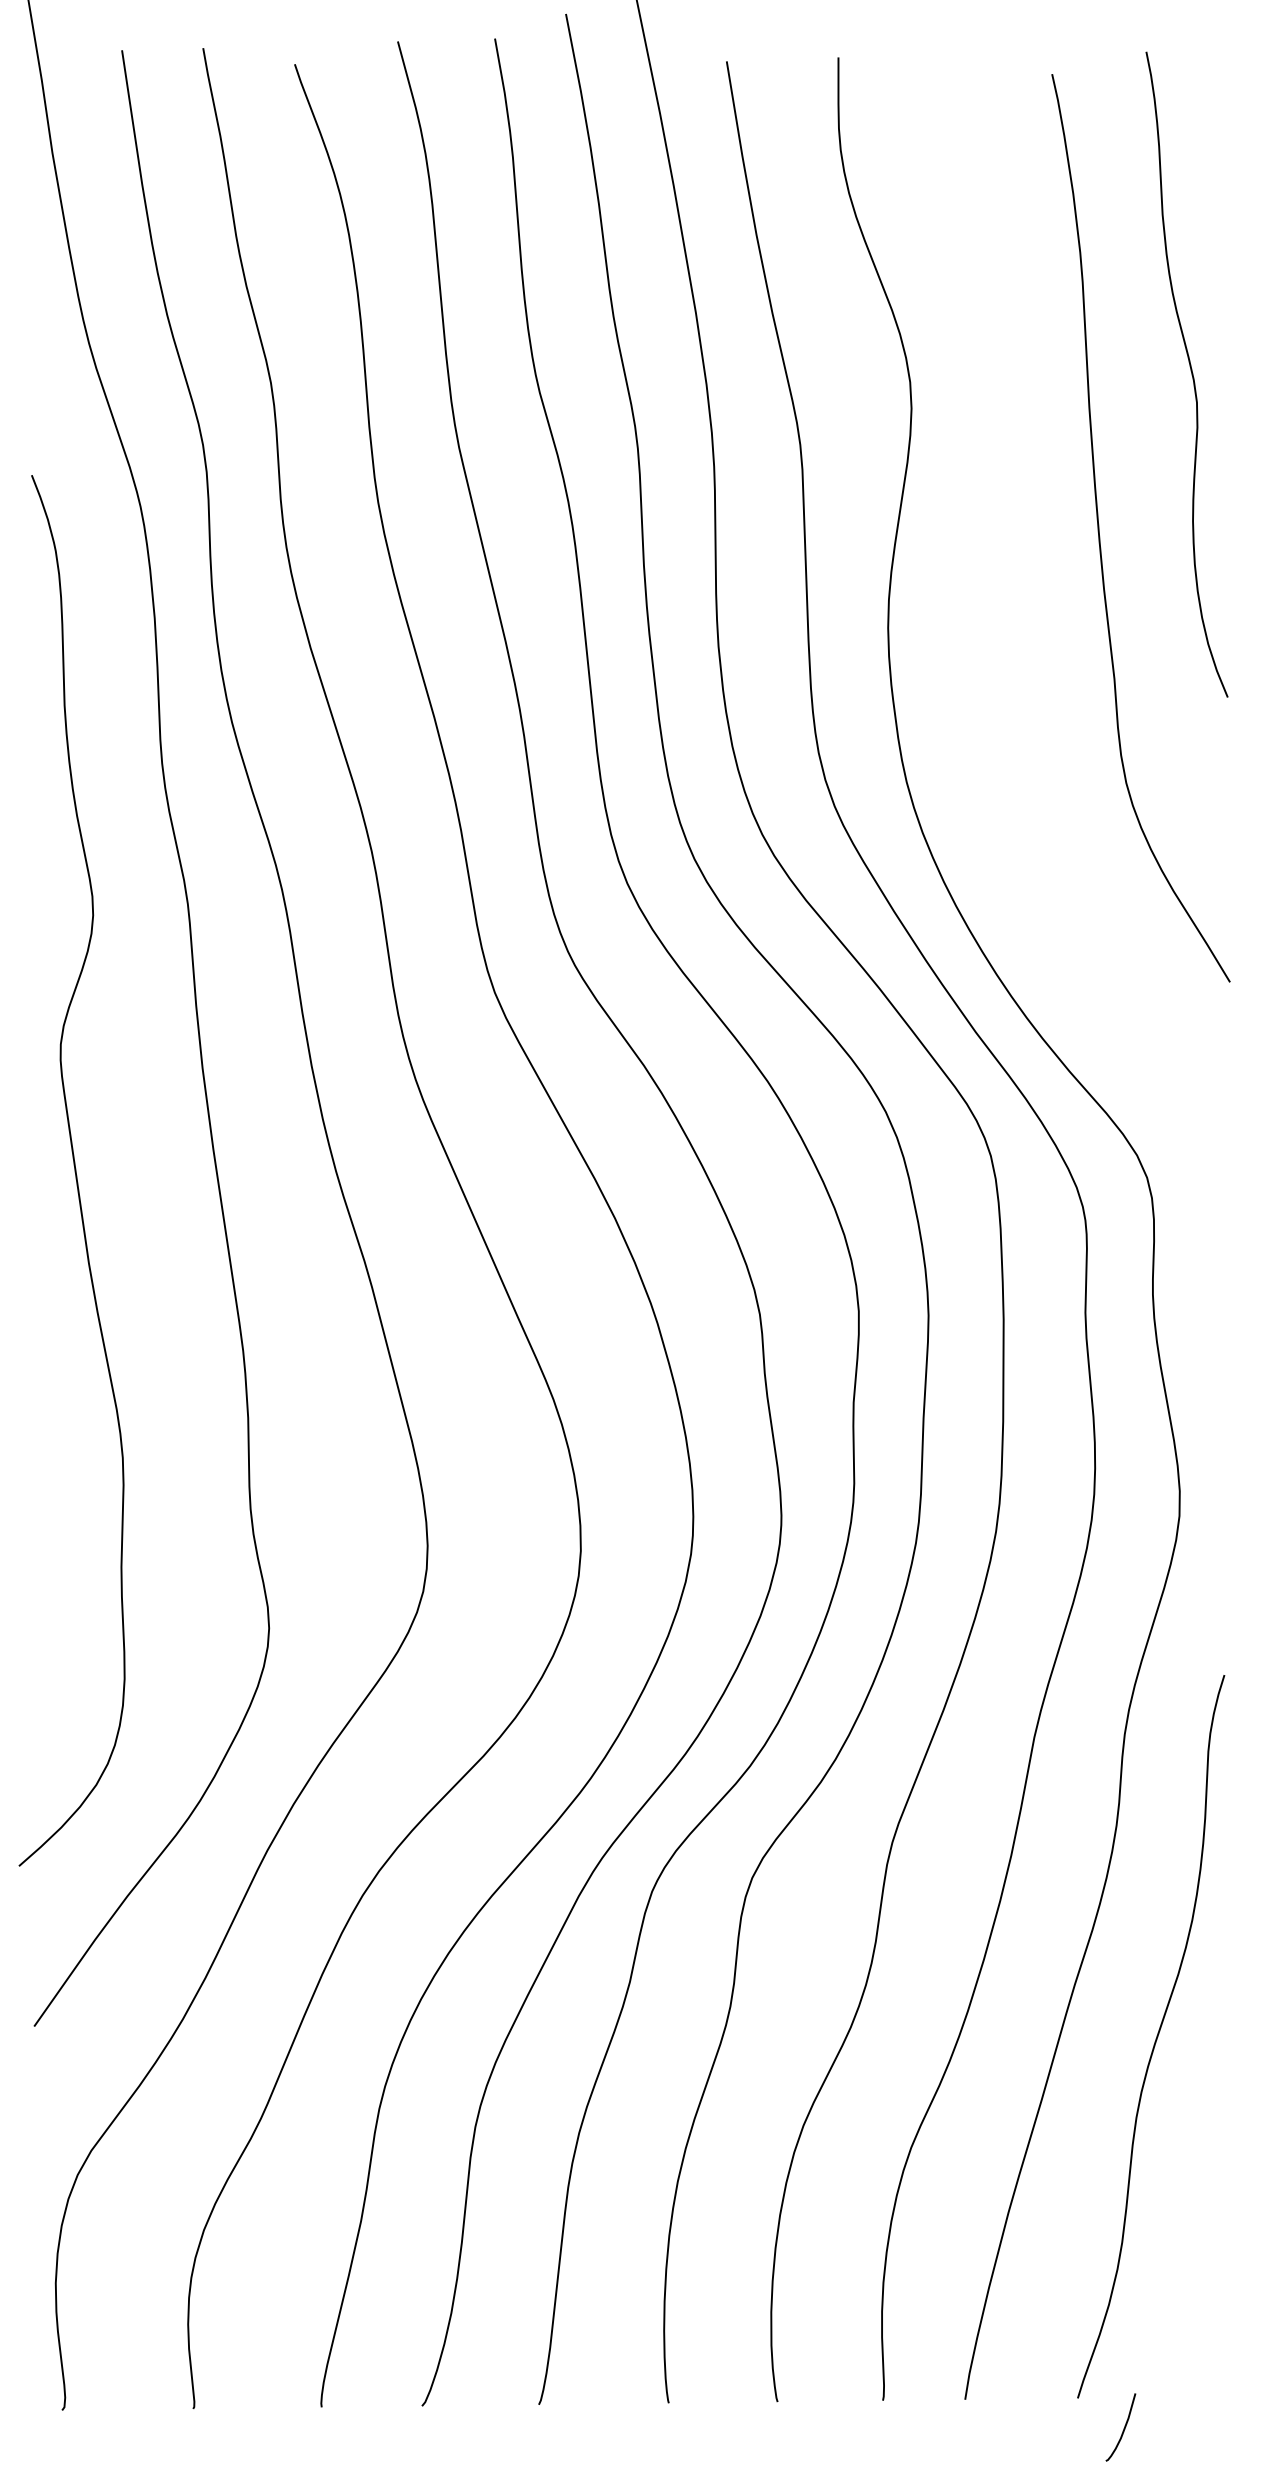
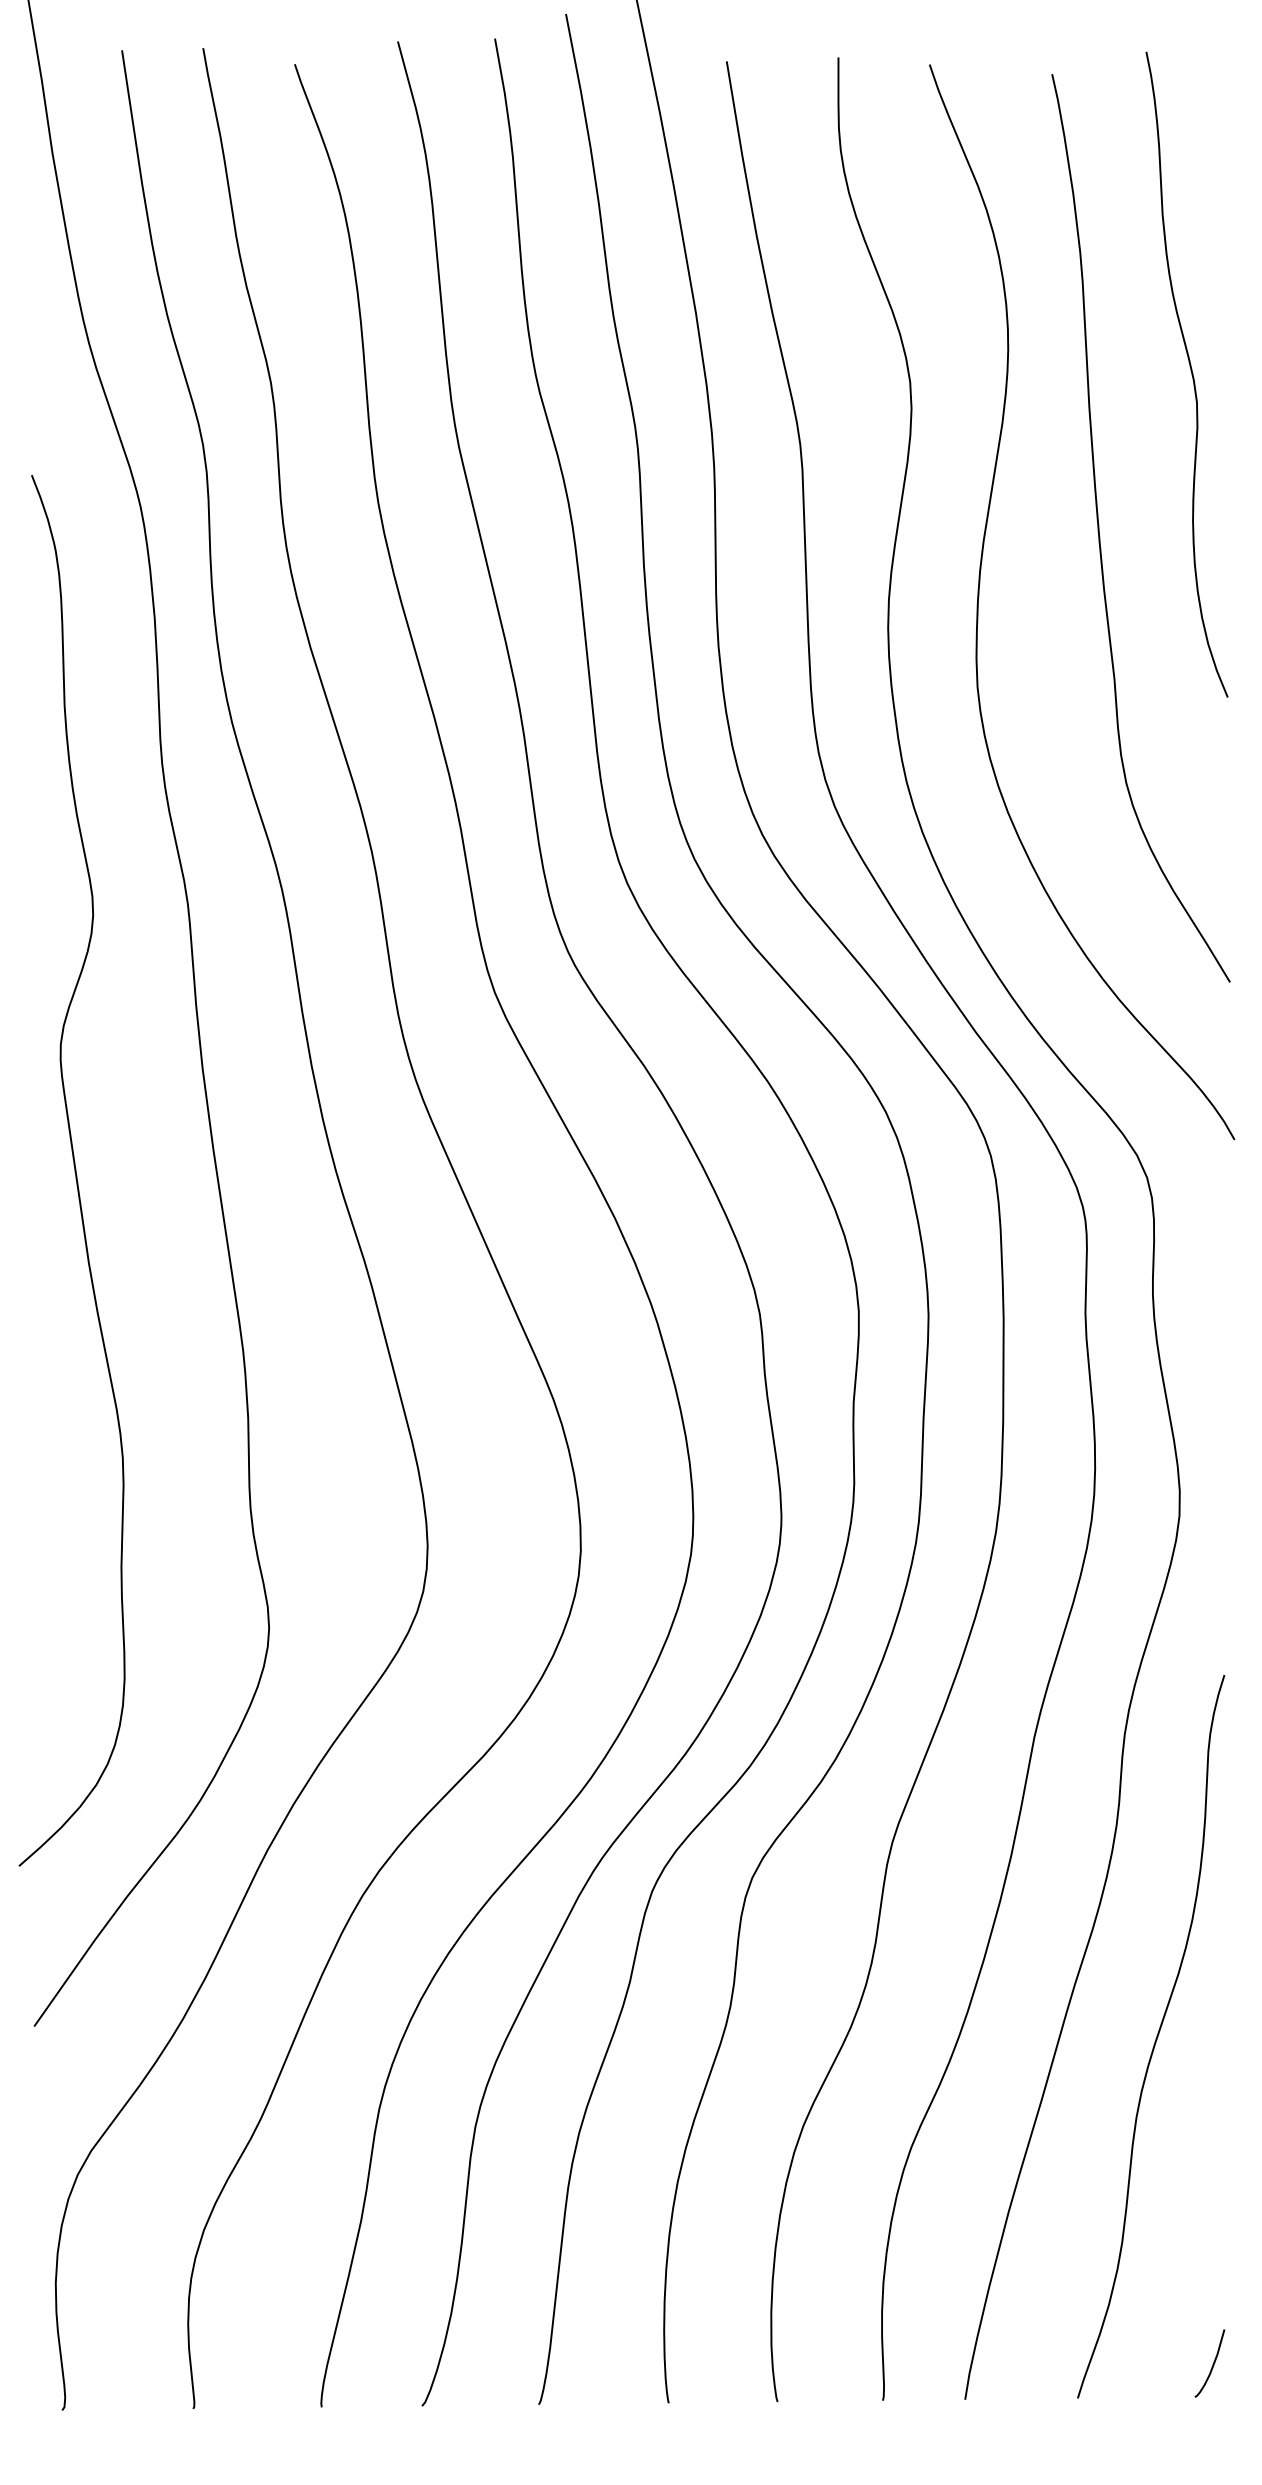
curve: none -> present (979, 597)
curve position: (1123, 2428) -> (1212, 2364) (1212, 2364)
